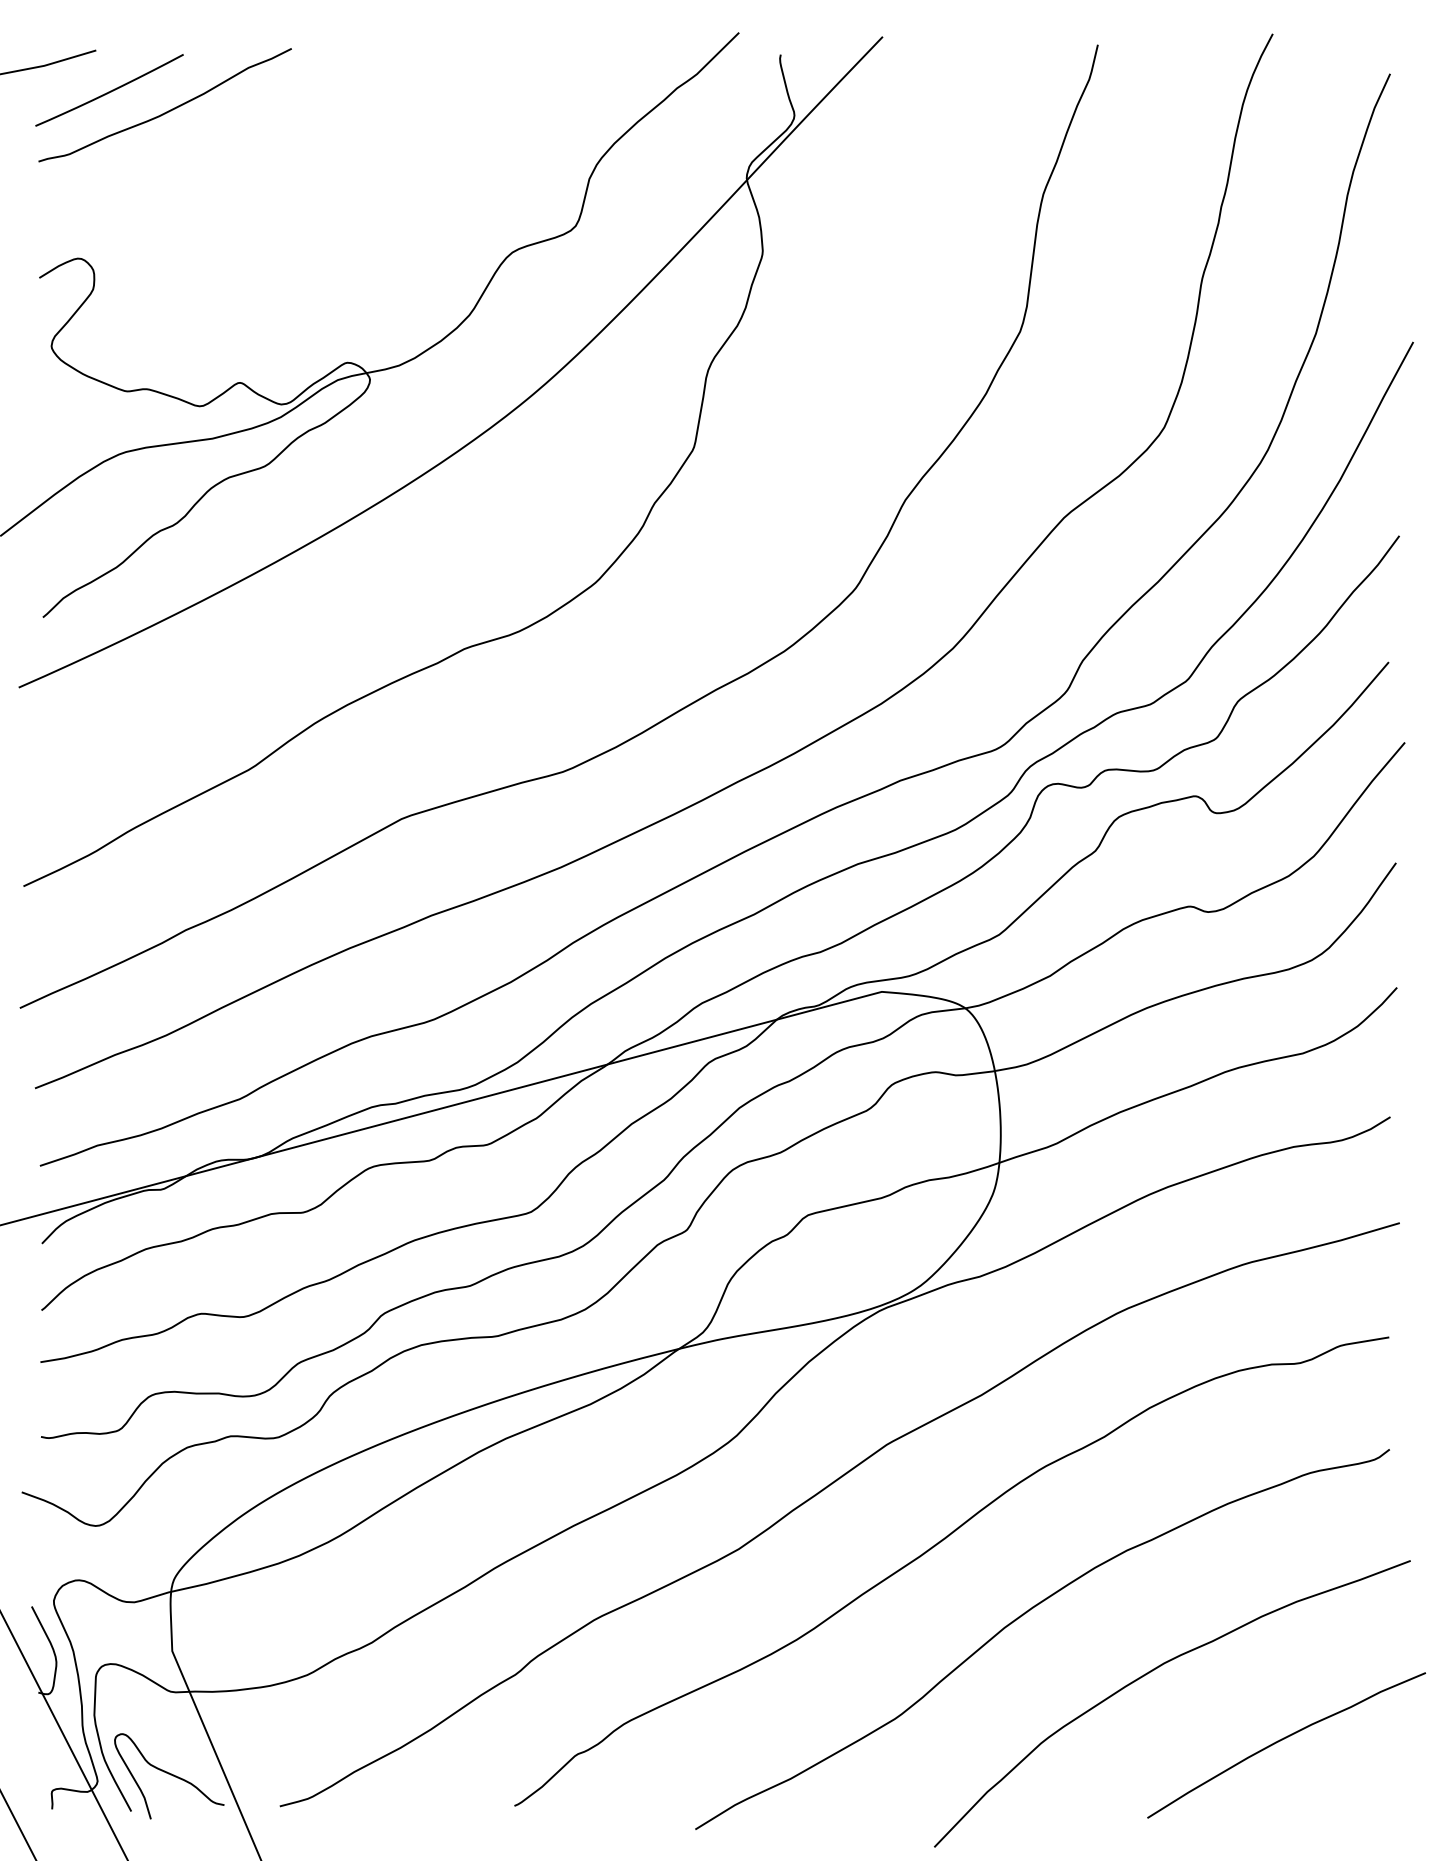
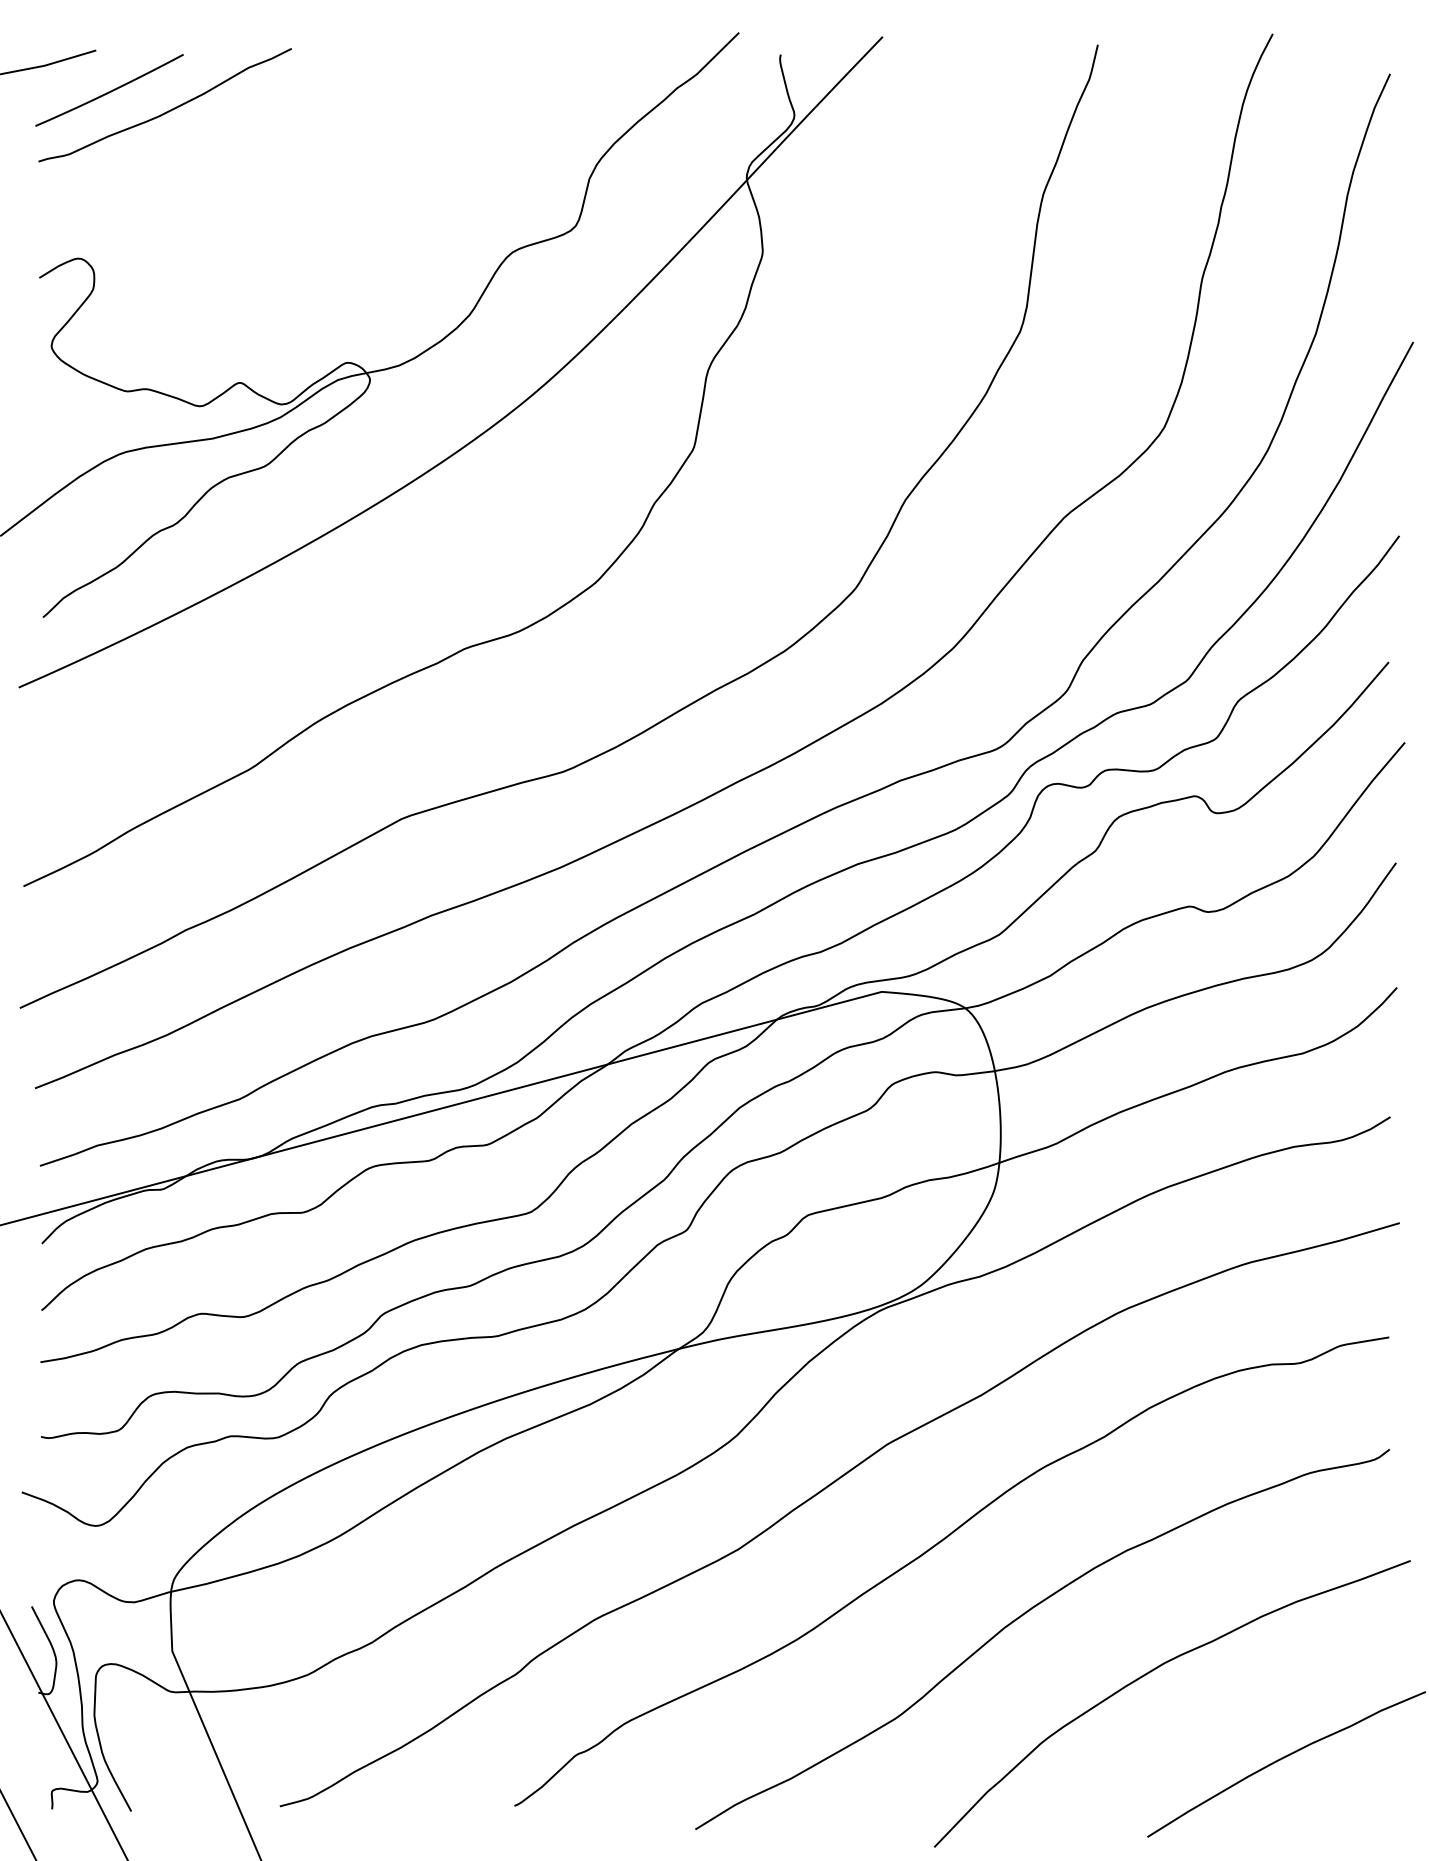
curve position: (1284, 1739) -> (1284, 1758) (1284, 1758)
curve: present -> none (170, 1775)
